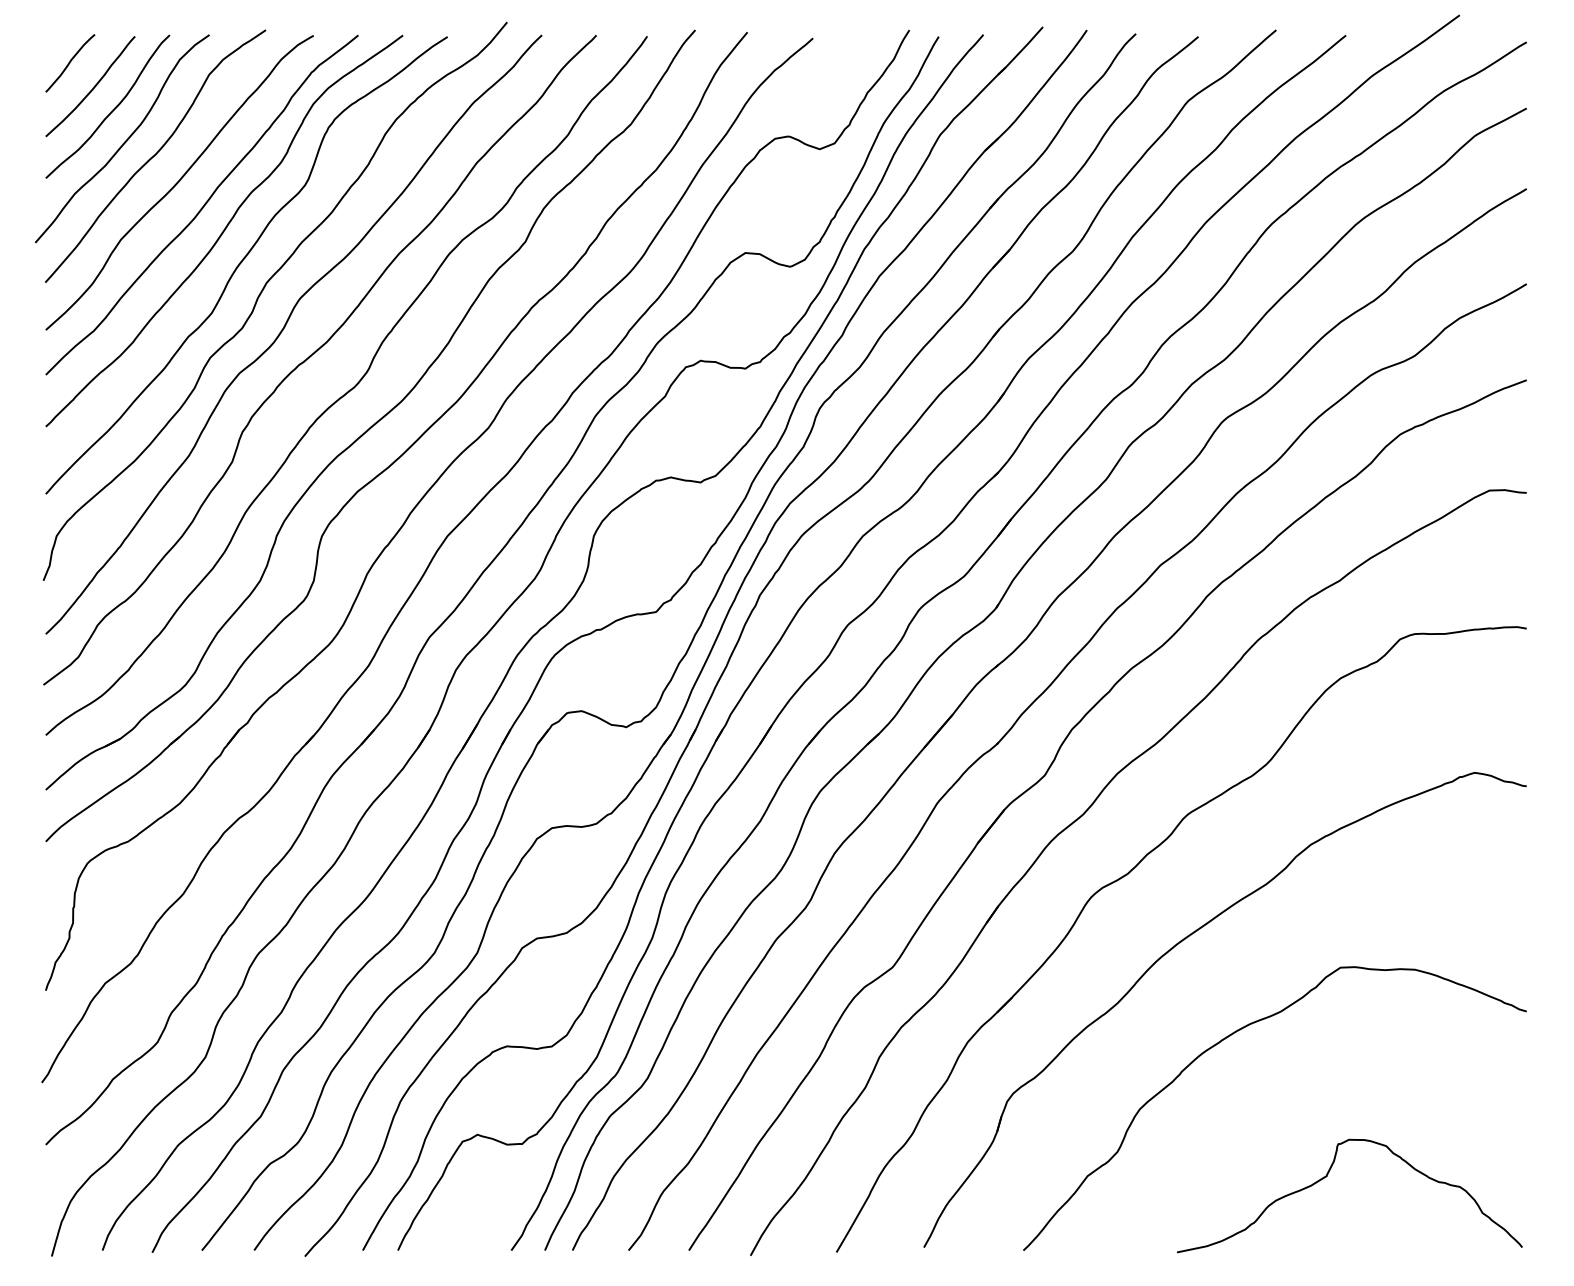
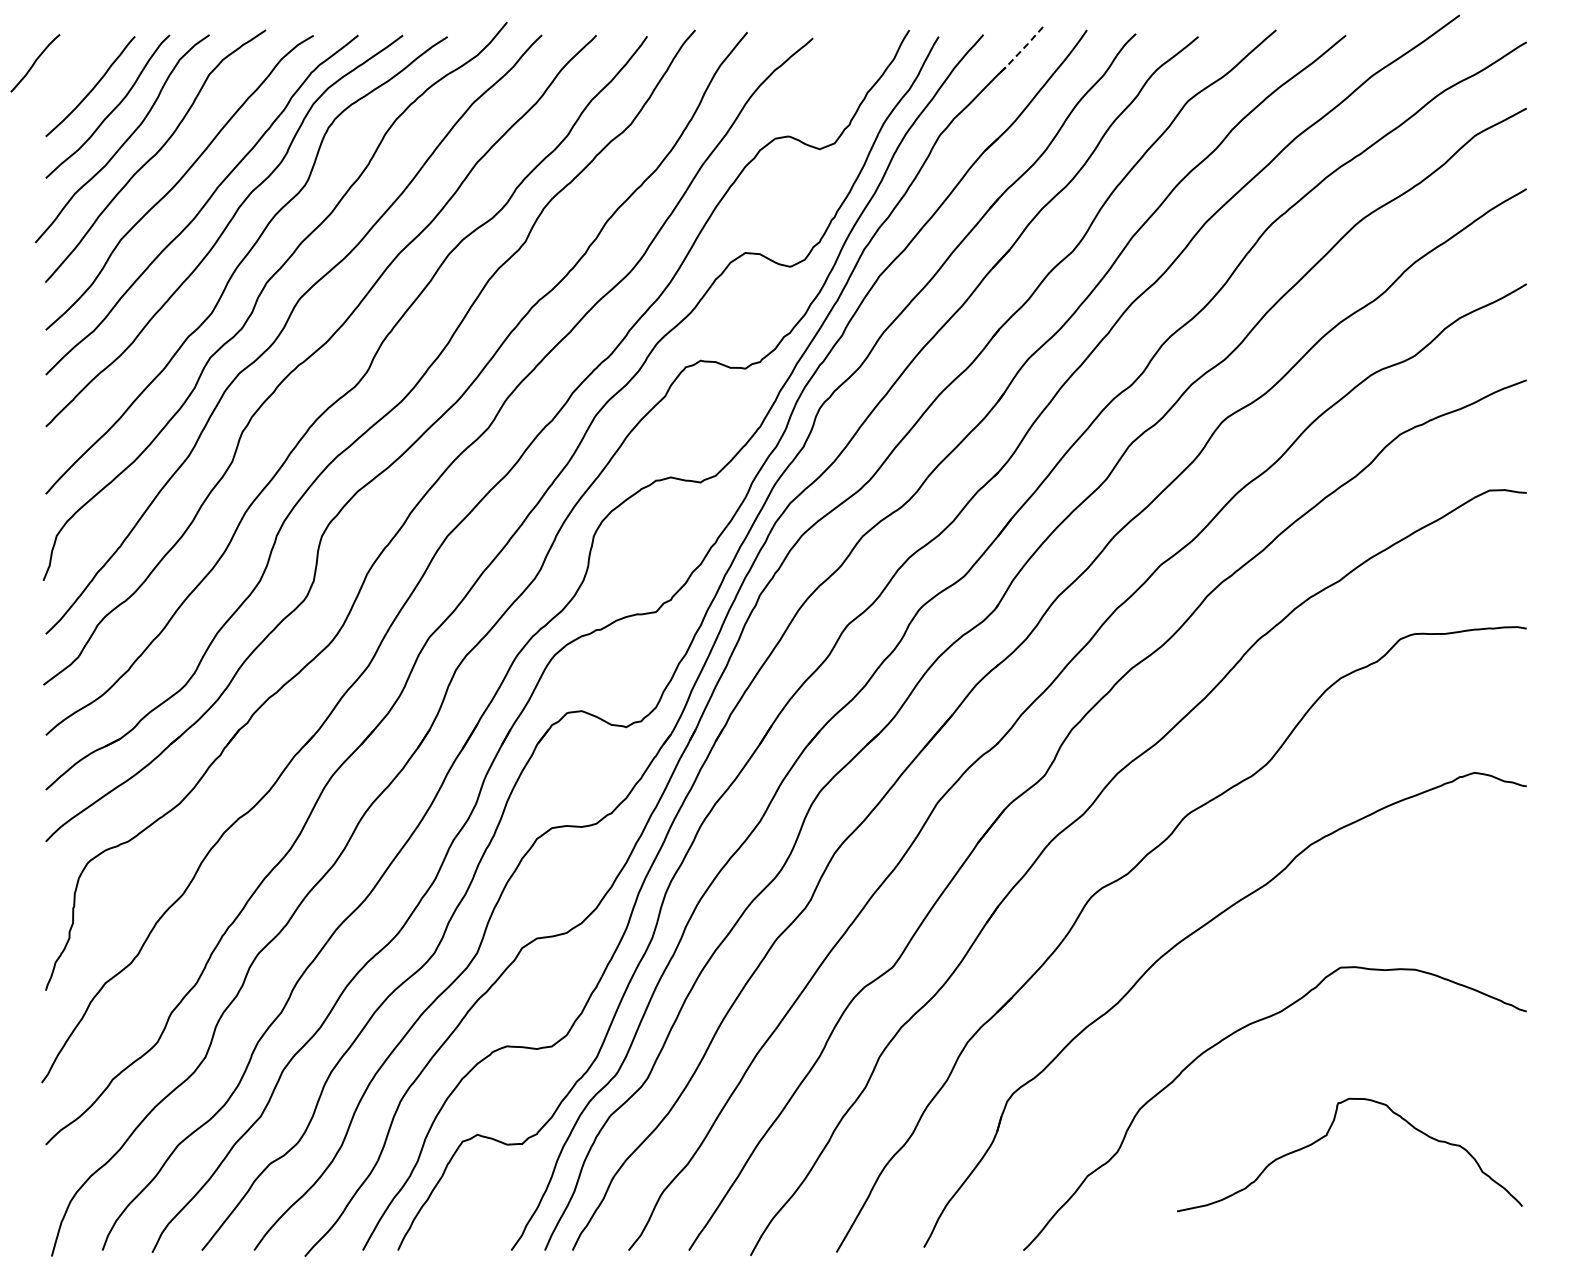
line: solid -> dashed (1020, 51)
curve position: (70, 63) -> (35, 63) (35, 63)
curve position: (1327, 1176) -> (1327, 1135) (1327, 1135)
